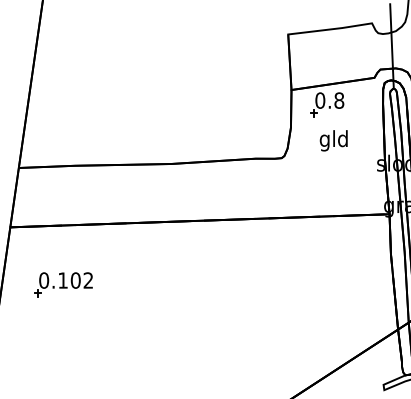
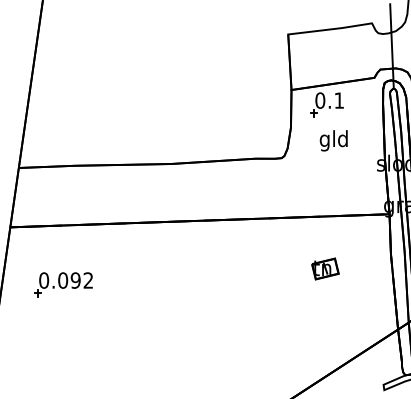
text: 0.8 -> 0.1 (339, 100)
part: none -> present (325, 268)
text: 0.102 -> 0.092 (69, 280)
